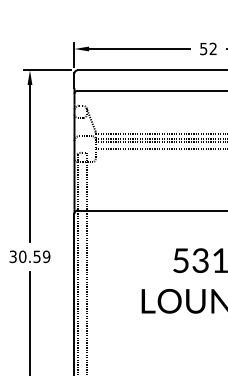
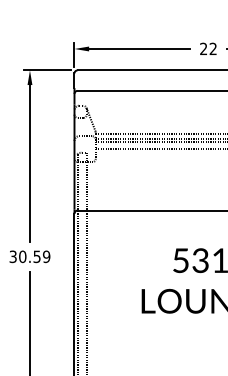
text: 52 -> 22 (203, 48)
